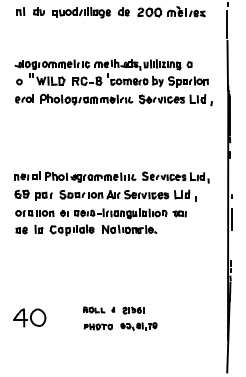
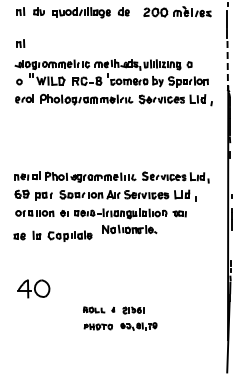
part position: (171, 11) -> (177, 11) (177, 11)
part: none -> present (20, 43)
line: solid -> dashed (227, 65)
part position: (54, 229) -> (52, 235) (52, 235)
part position: (29, 317) -> (33, 288) (33, 288)
